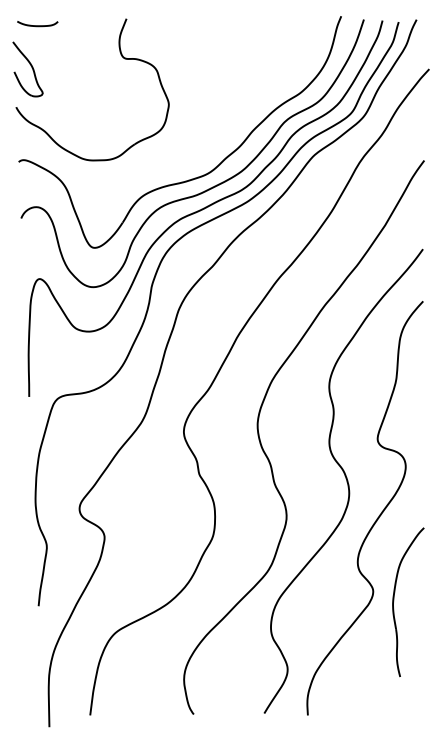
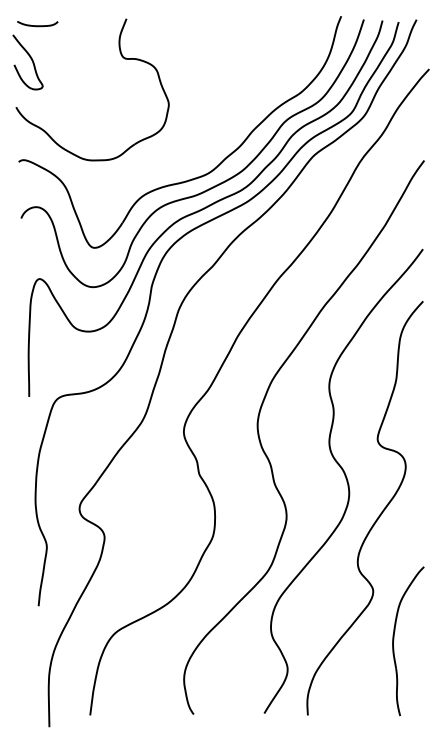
part position: (27, 69) -> (27, 62) (27, 62)
part position: (394, 601) -> (394, 640) (394, 640)
